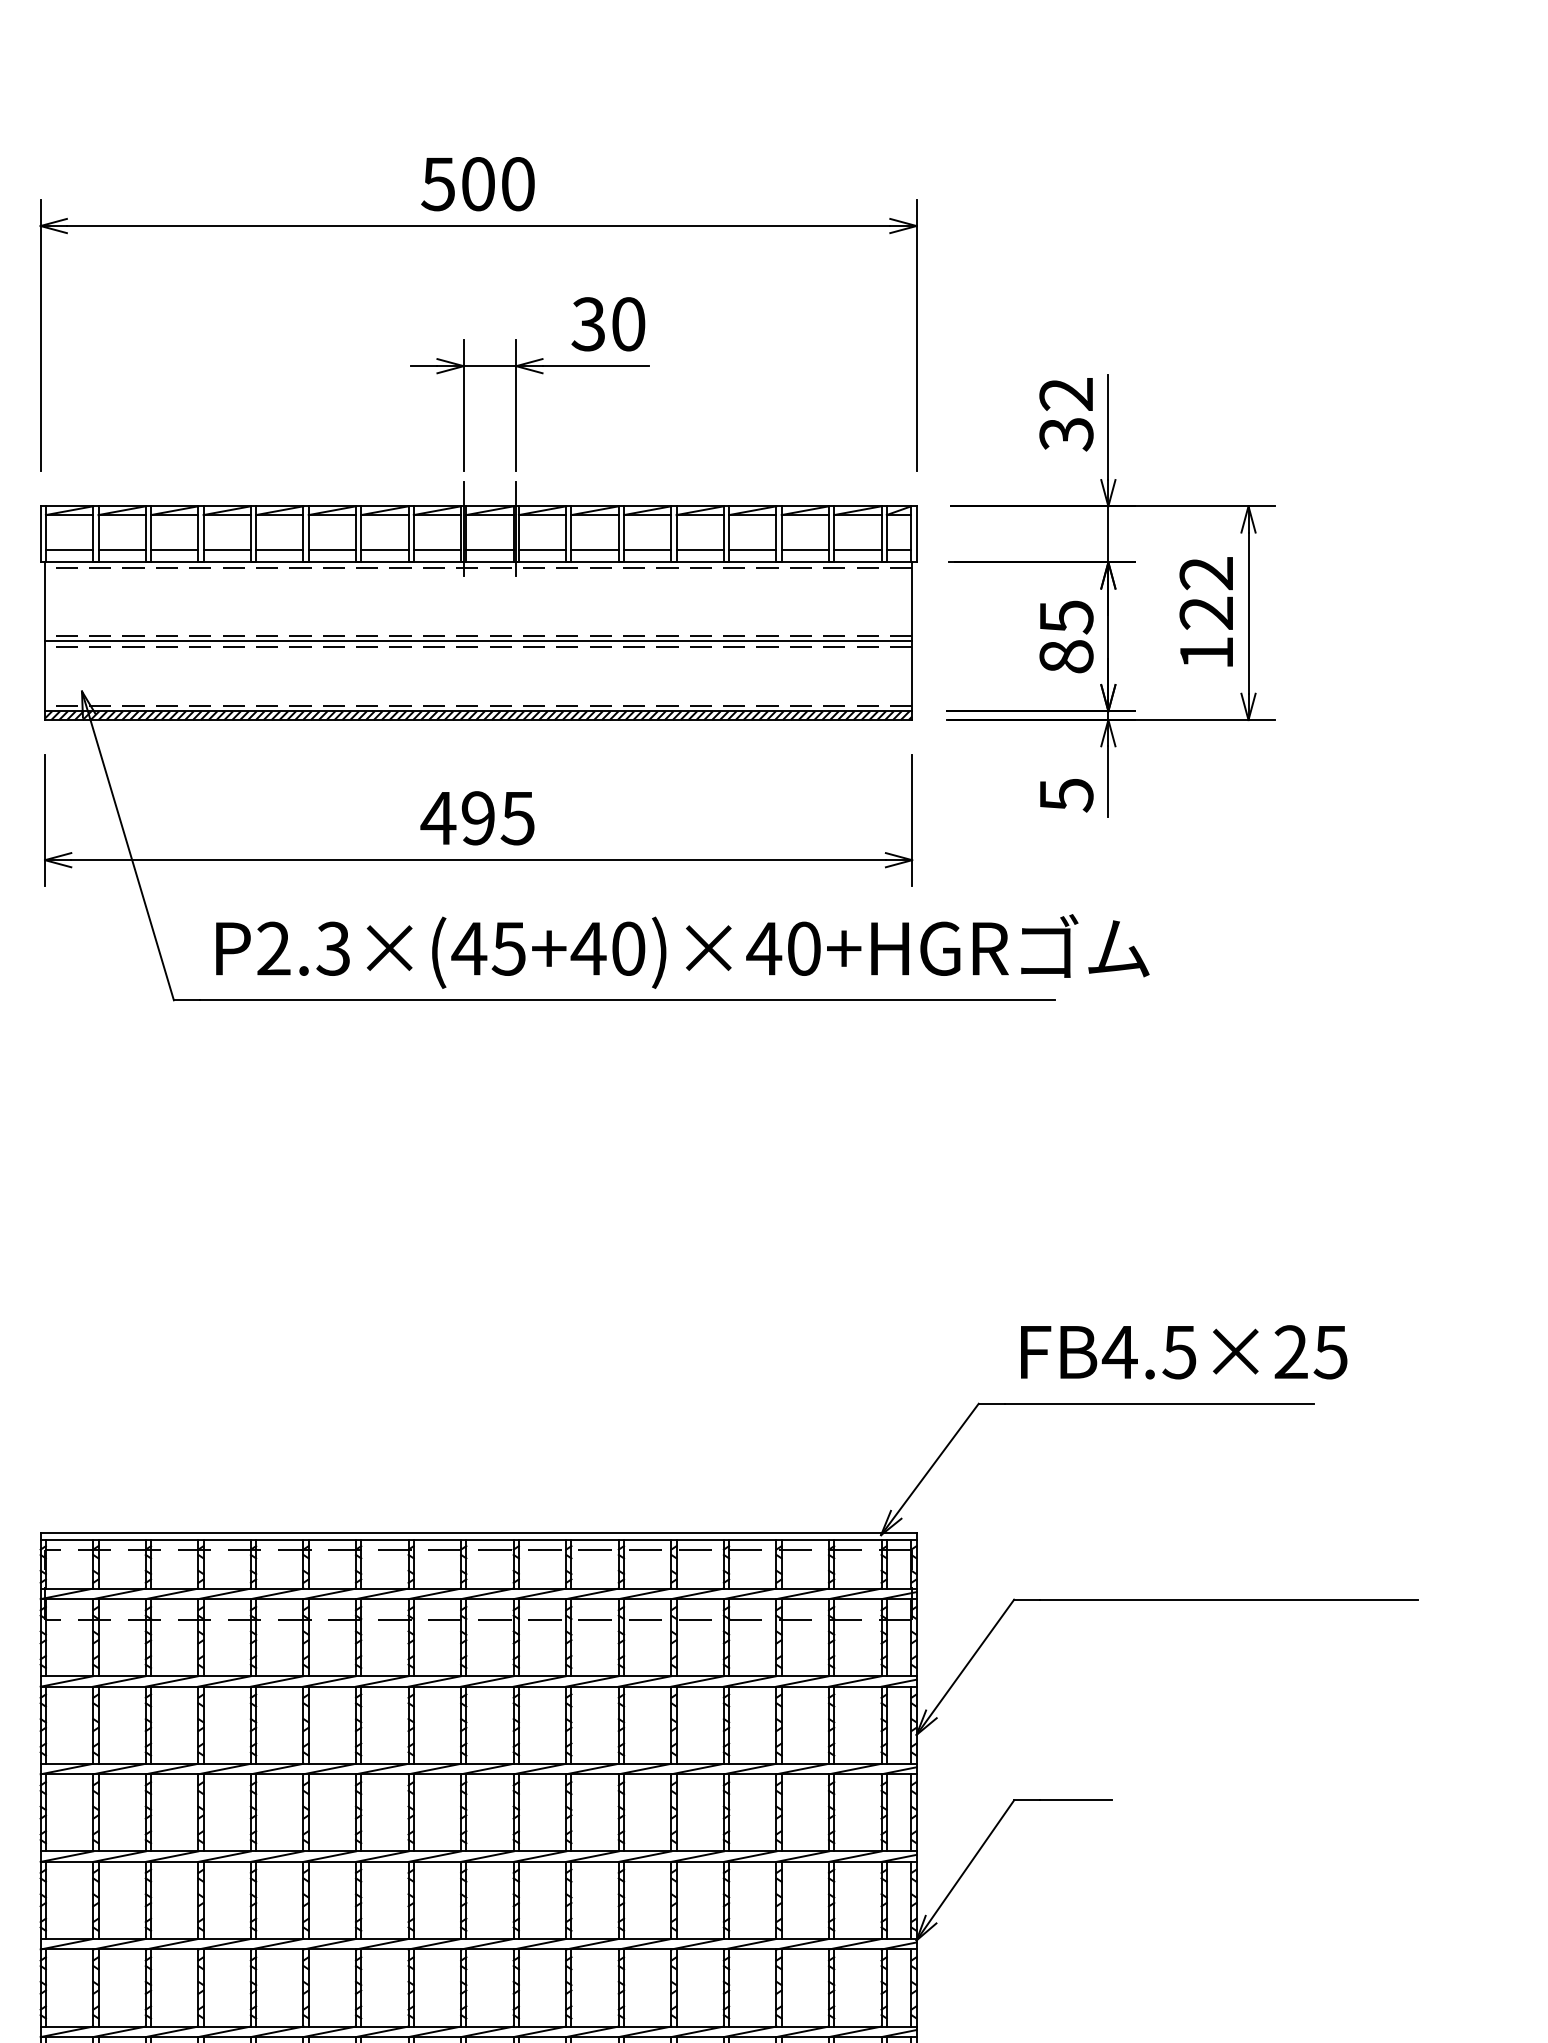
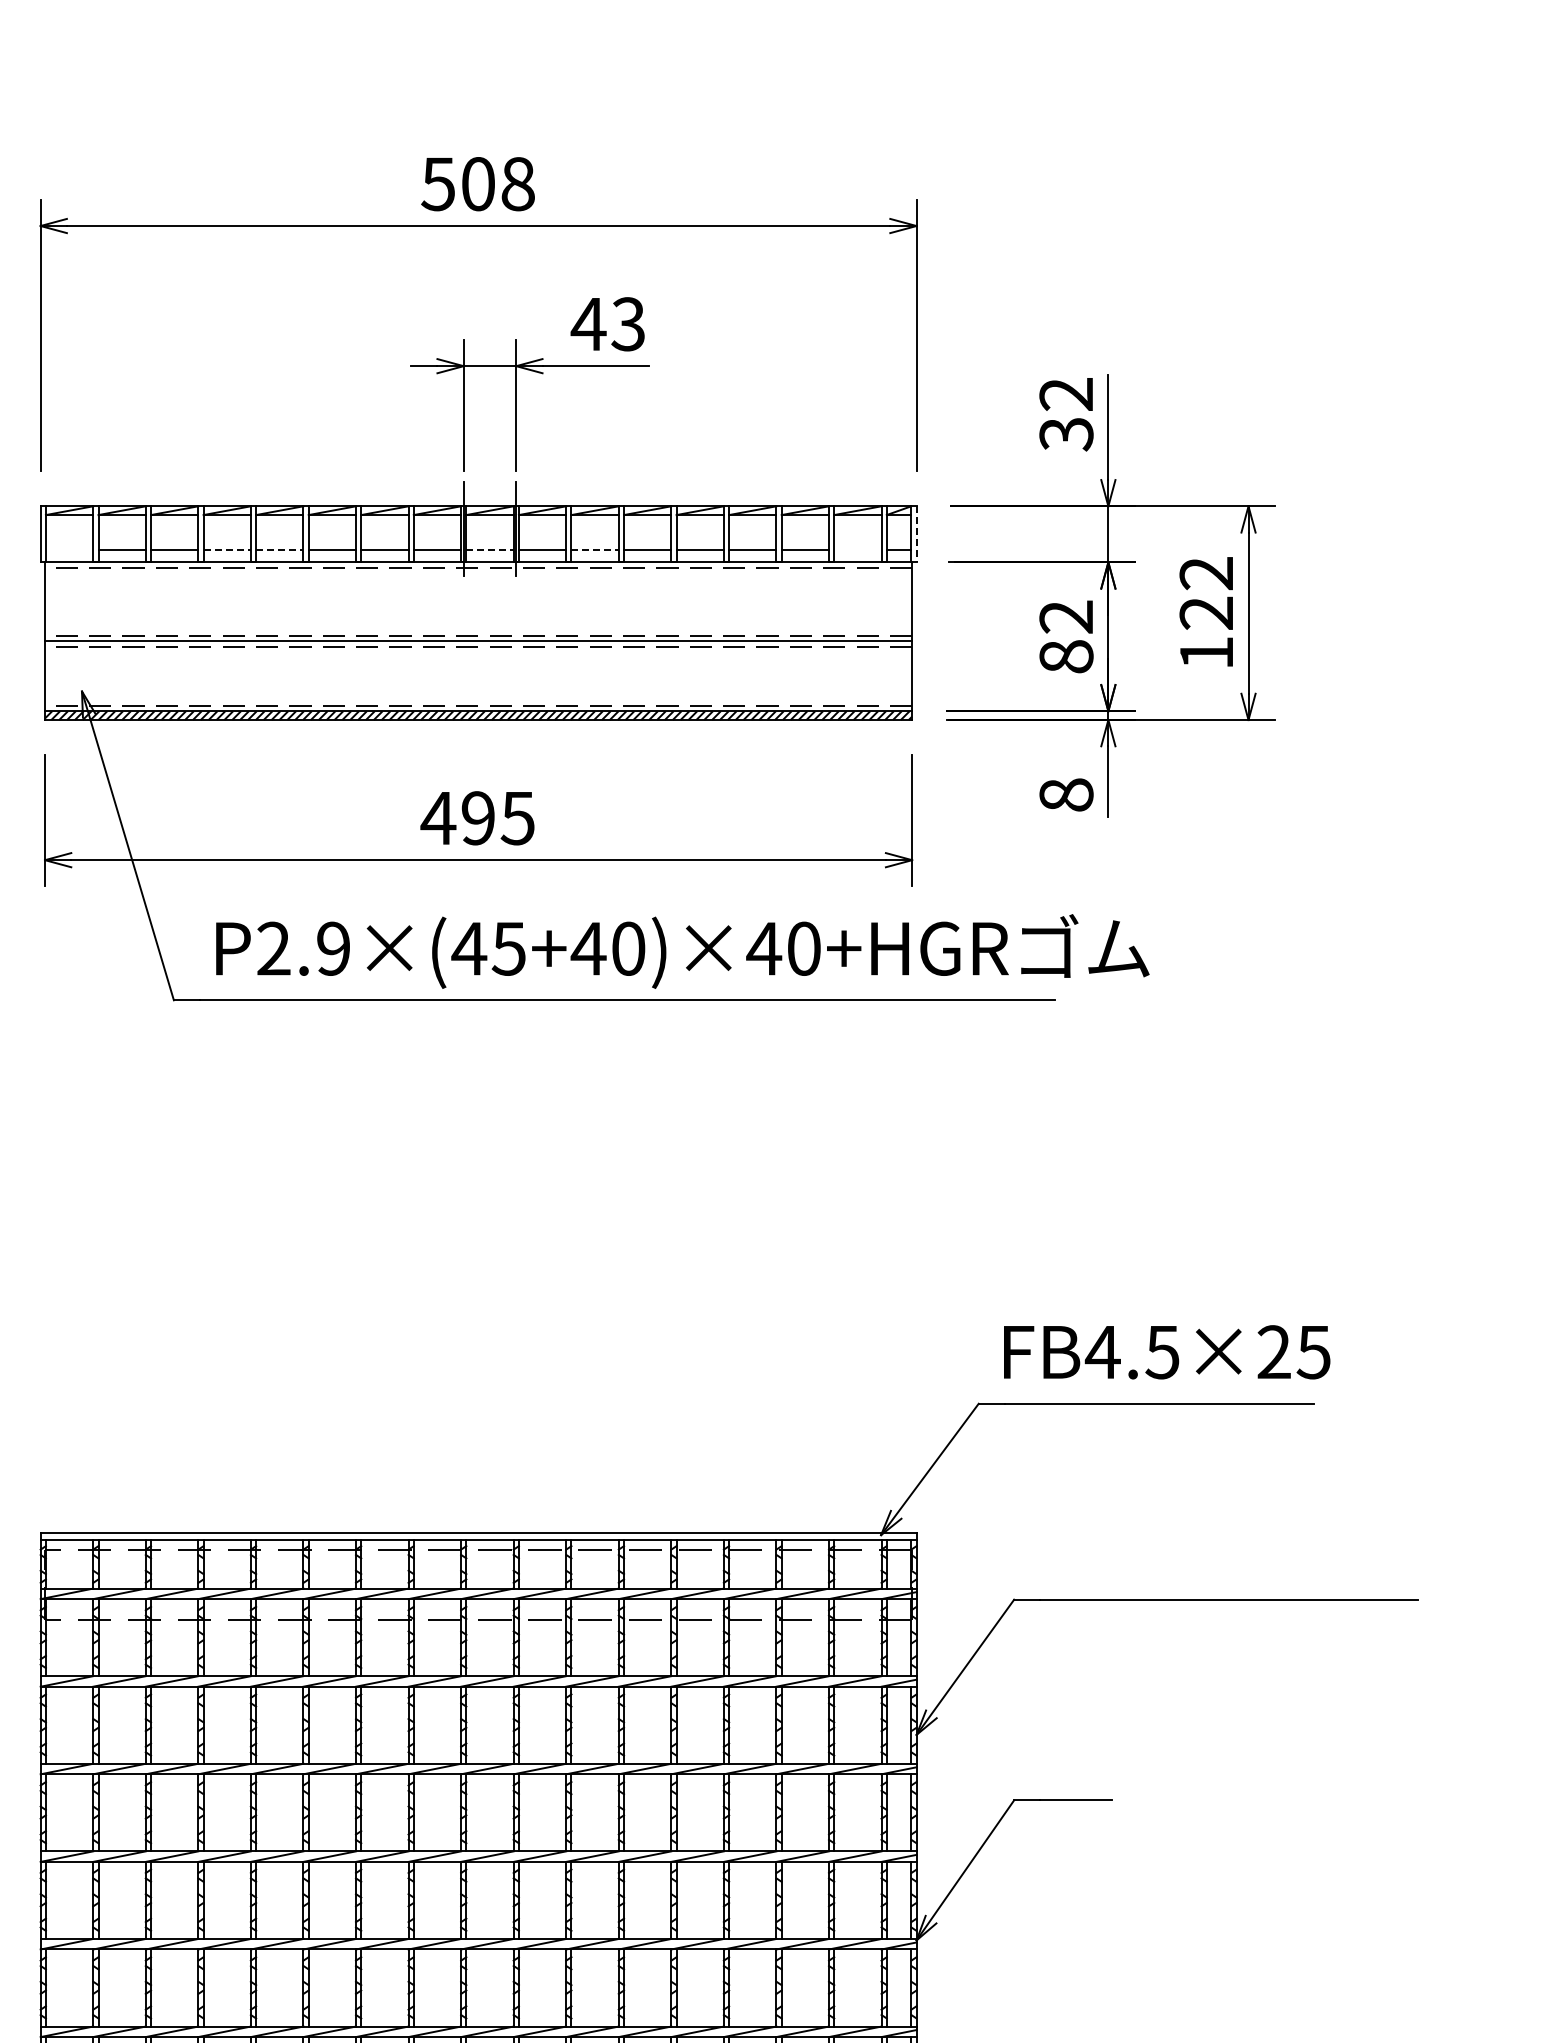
text: 500 -> 508 (517, 184)
text: 30 -> 43 (607, 324)
line: solid -> dashed (916, 534)
line: present -> none (69, 550)
line: solid -> dashed (227, 550)
line: solid -> dashed (279, 550)
line: solid -> dashed (490, 550)
line: solid -> dashed (595, 550)
line: present -> none (857, 550)
text: 85 -> 82 (1066, 617)
text: 5 -> 8 (1066, 795)
text: P2.3×(45+40)×40+HGR -> P2.9×(45+40)×40+HGR (332, 948)
text position: (1184, 1352) -> (1167, 1352) (1167, 1352)
